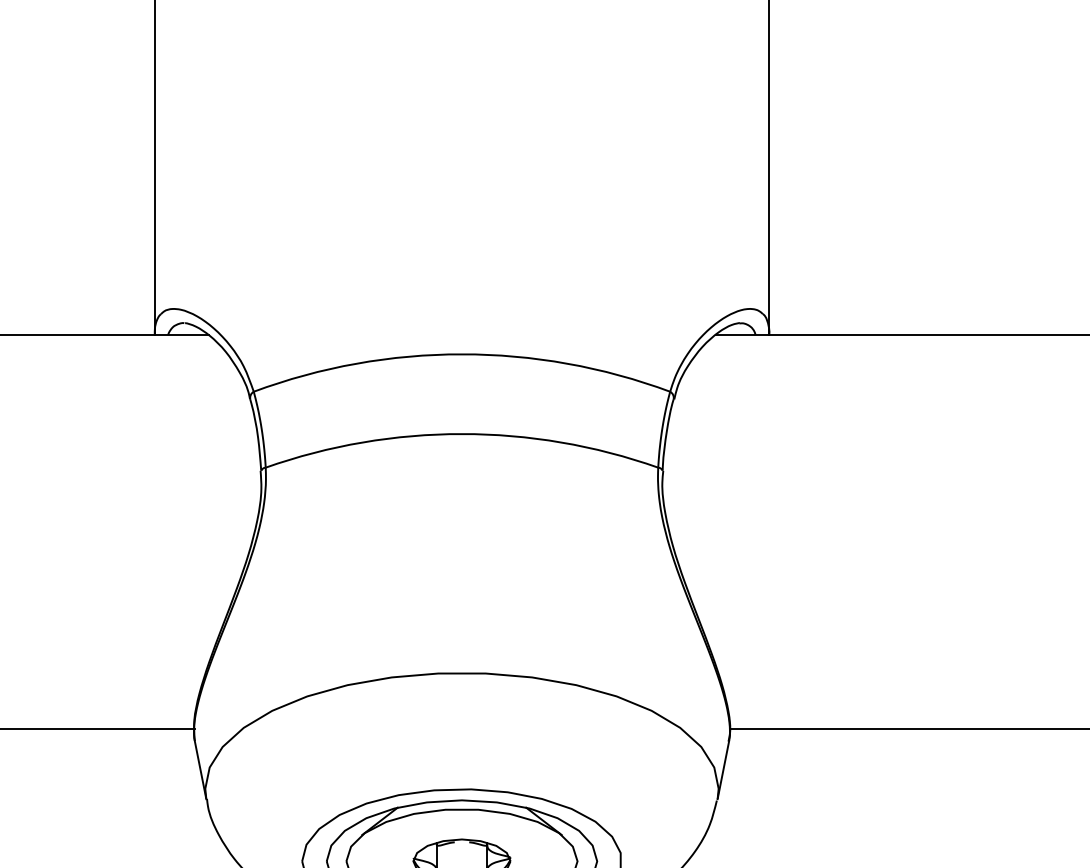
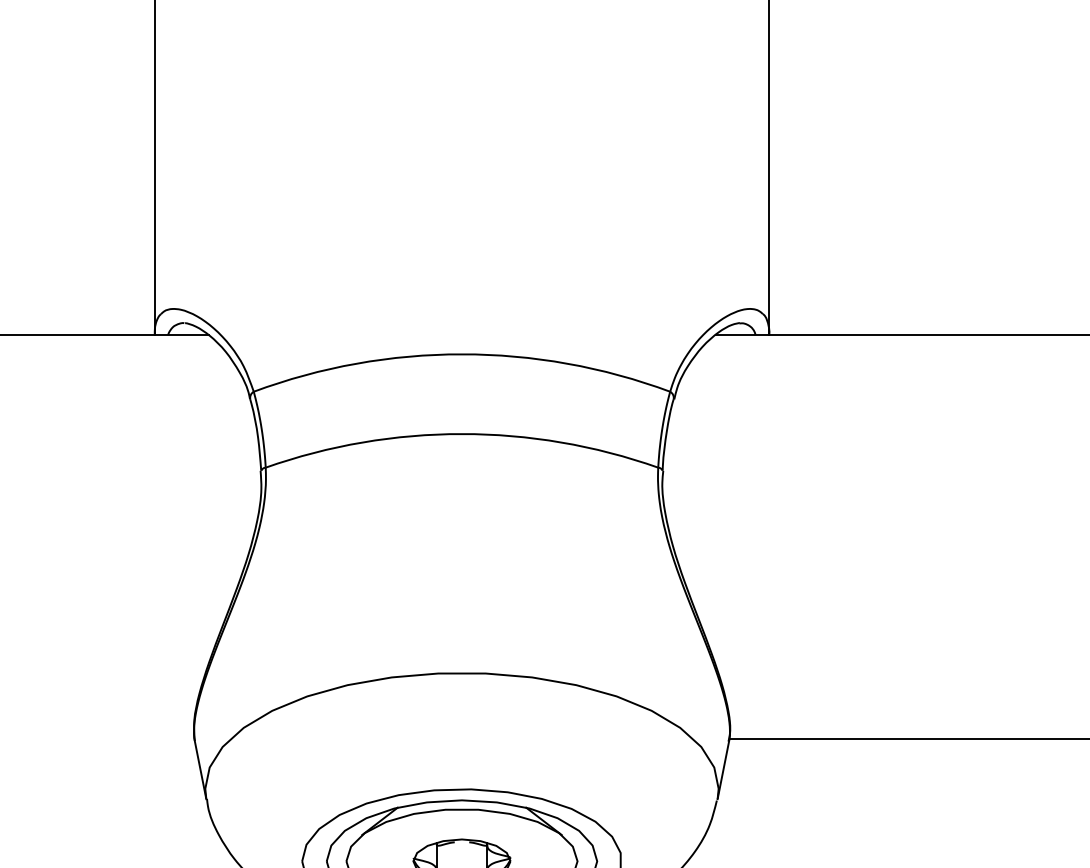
line: present -> none (98, 728)
line position: (907, 728) -> (907, 738) (907, 738)
